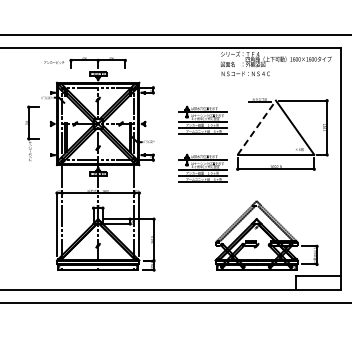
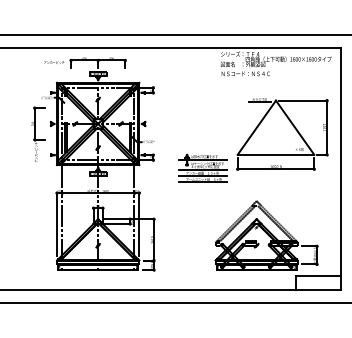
part: present -> none (202, 119)
line: dashed -> solid (257, 127)
part position: (32, 133) -> (38, 134) (38, 134)
